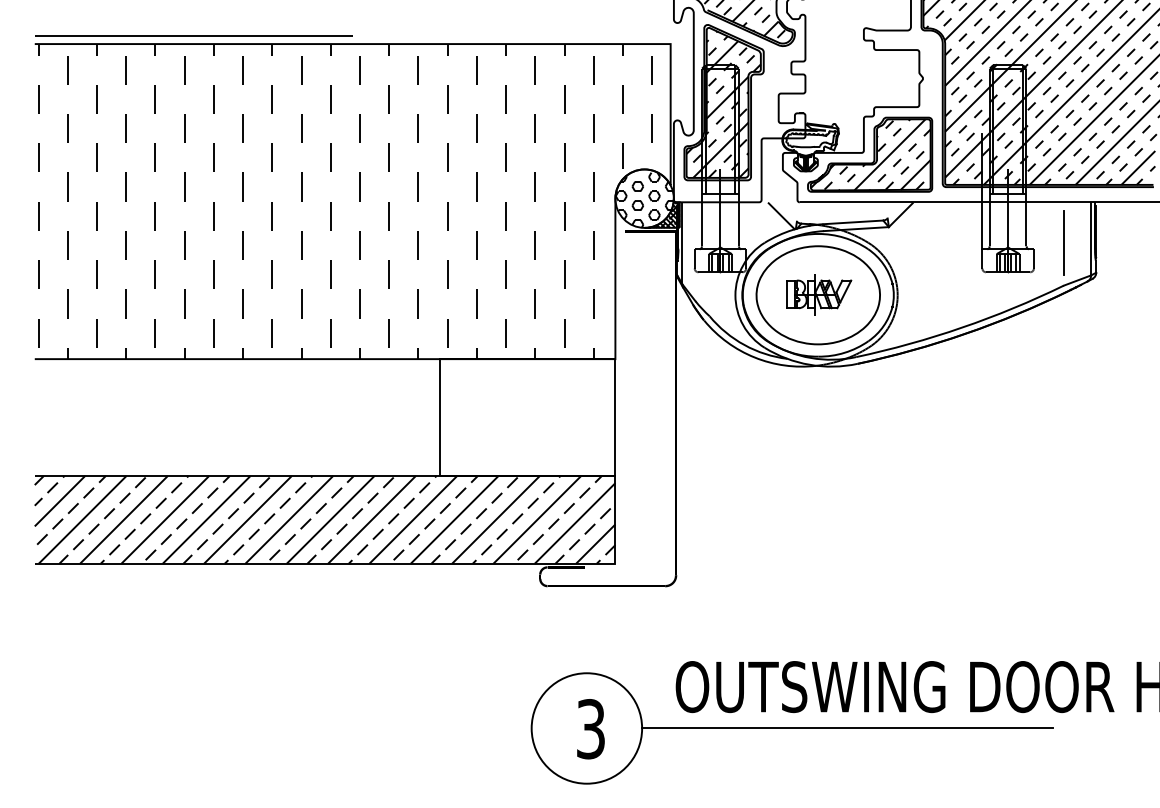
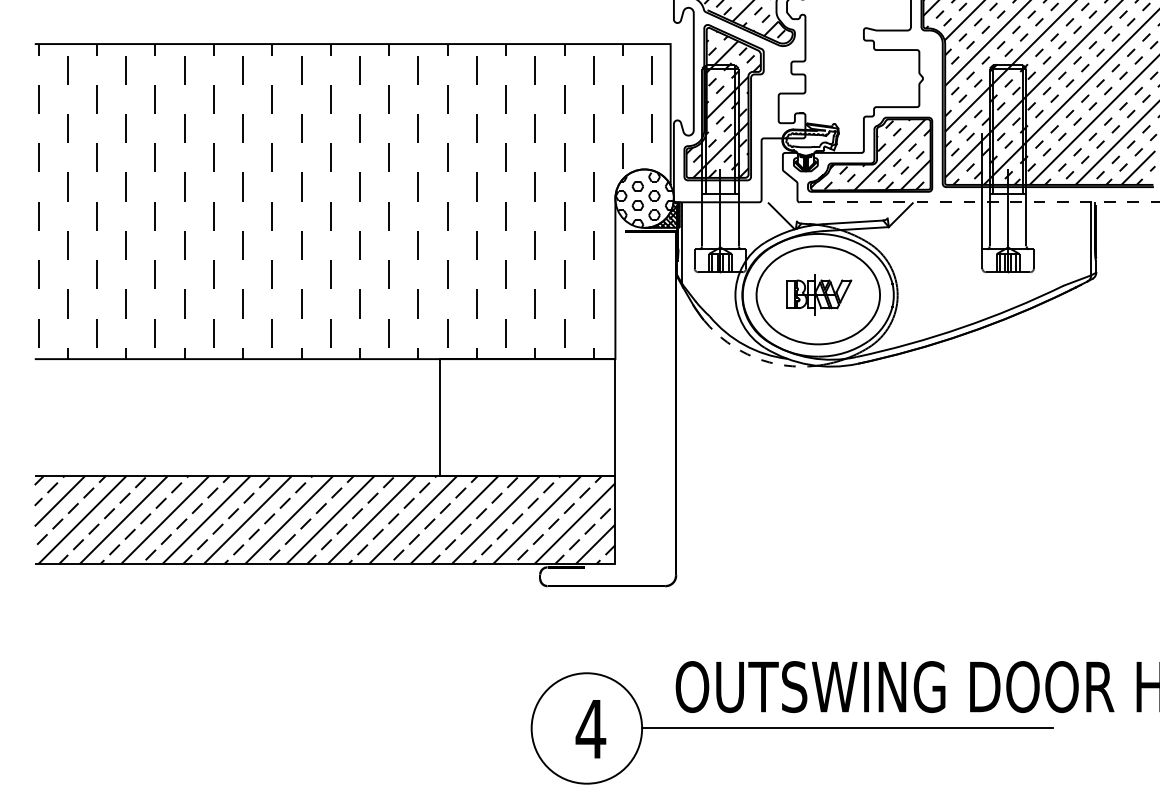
line: present -> none (193, 35)
line: solid -> dashed (979, 202)
line: present -> none (1063, 243)
arc: solid -> dashed (754, 357)
text: 3 -> 4 (590, 729)
